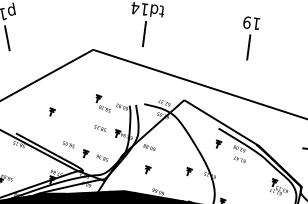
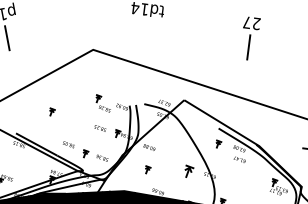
text: 19 -> 27 (251, 23)
line: present -> none (144, 34)
part size: 7x10 px -> 11x14 px (189, 170)
